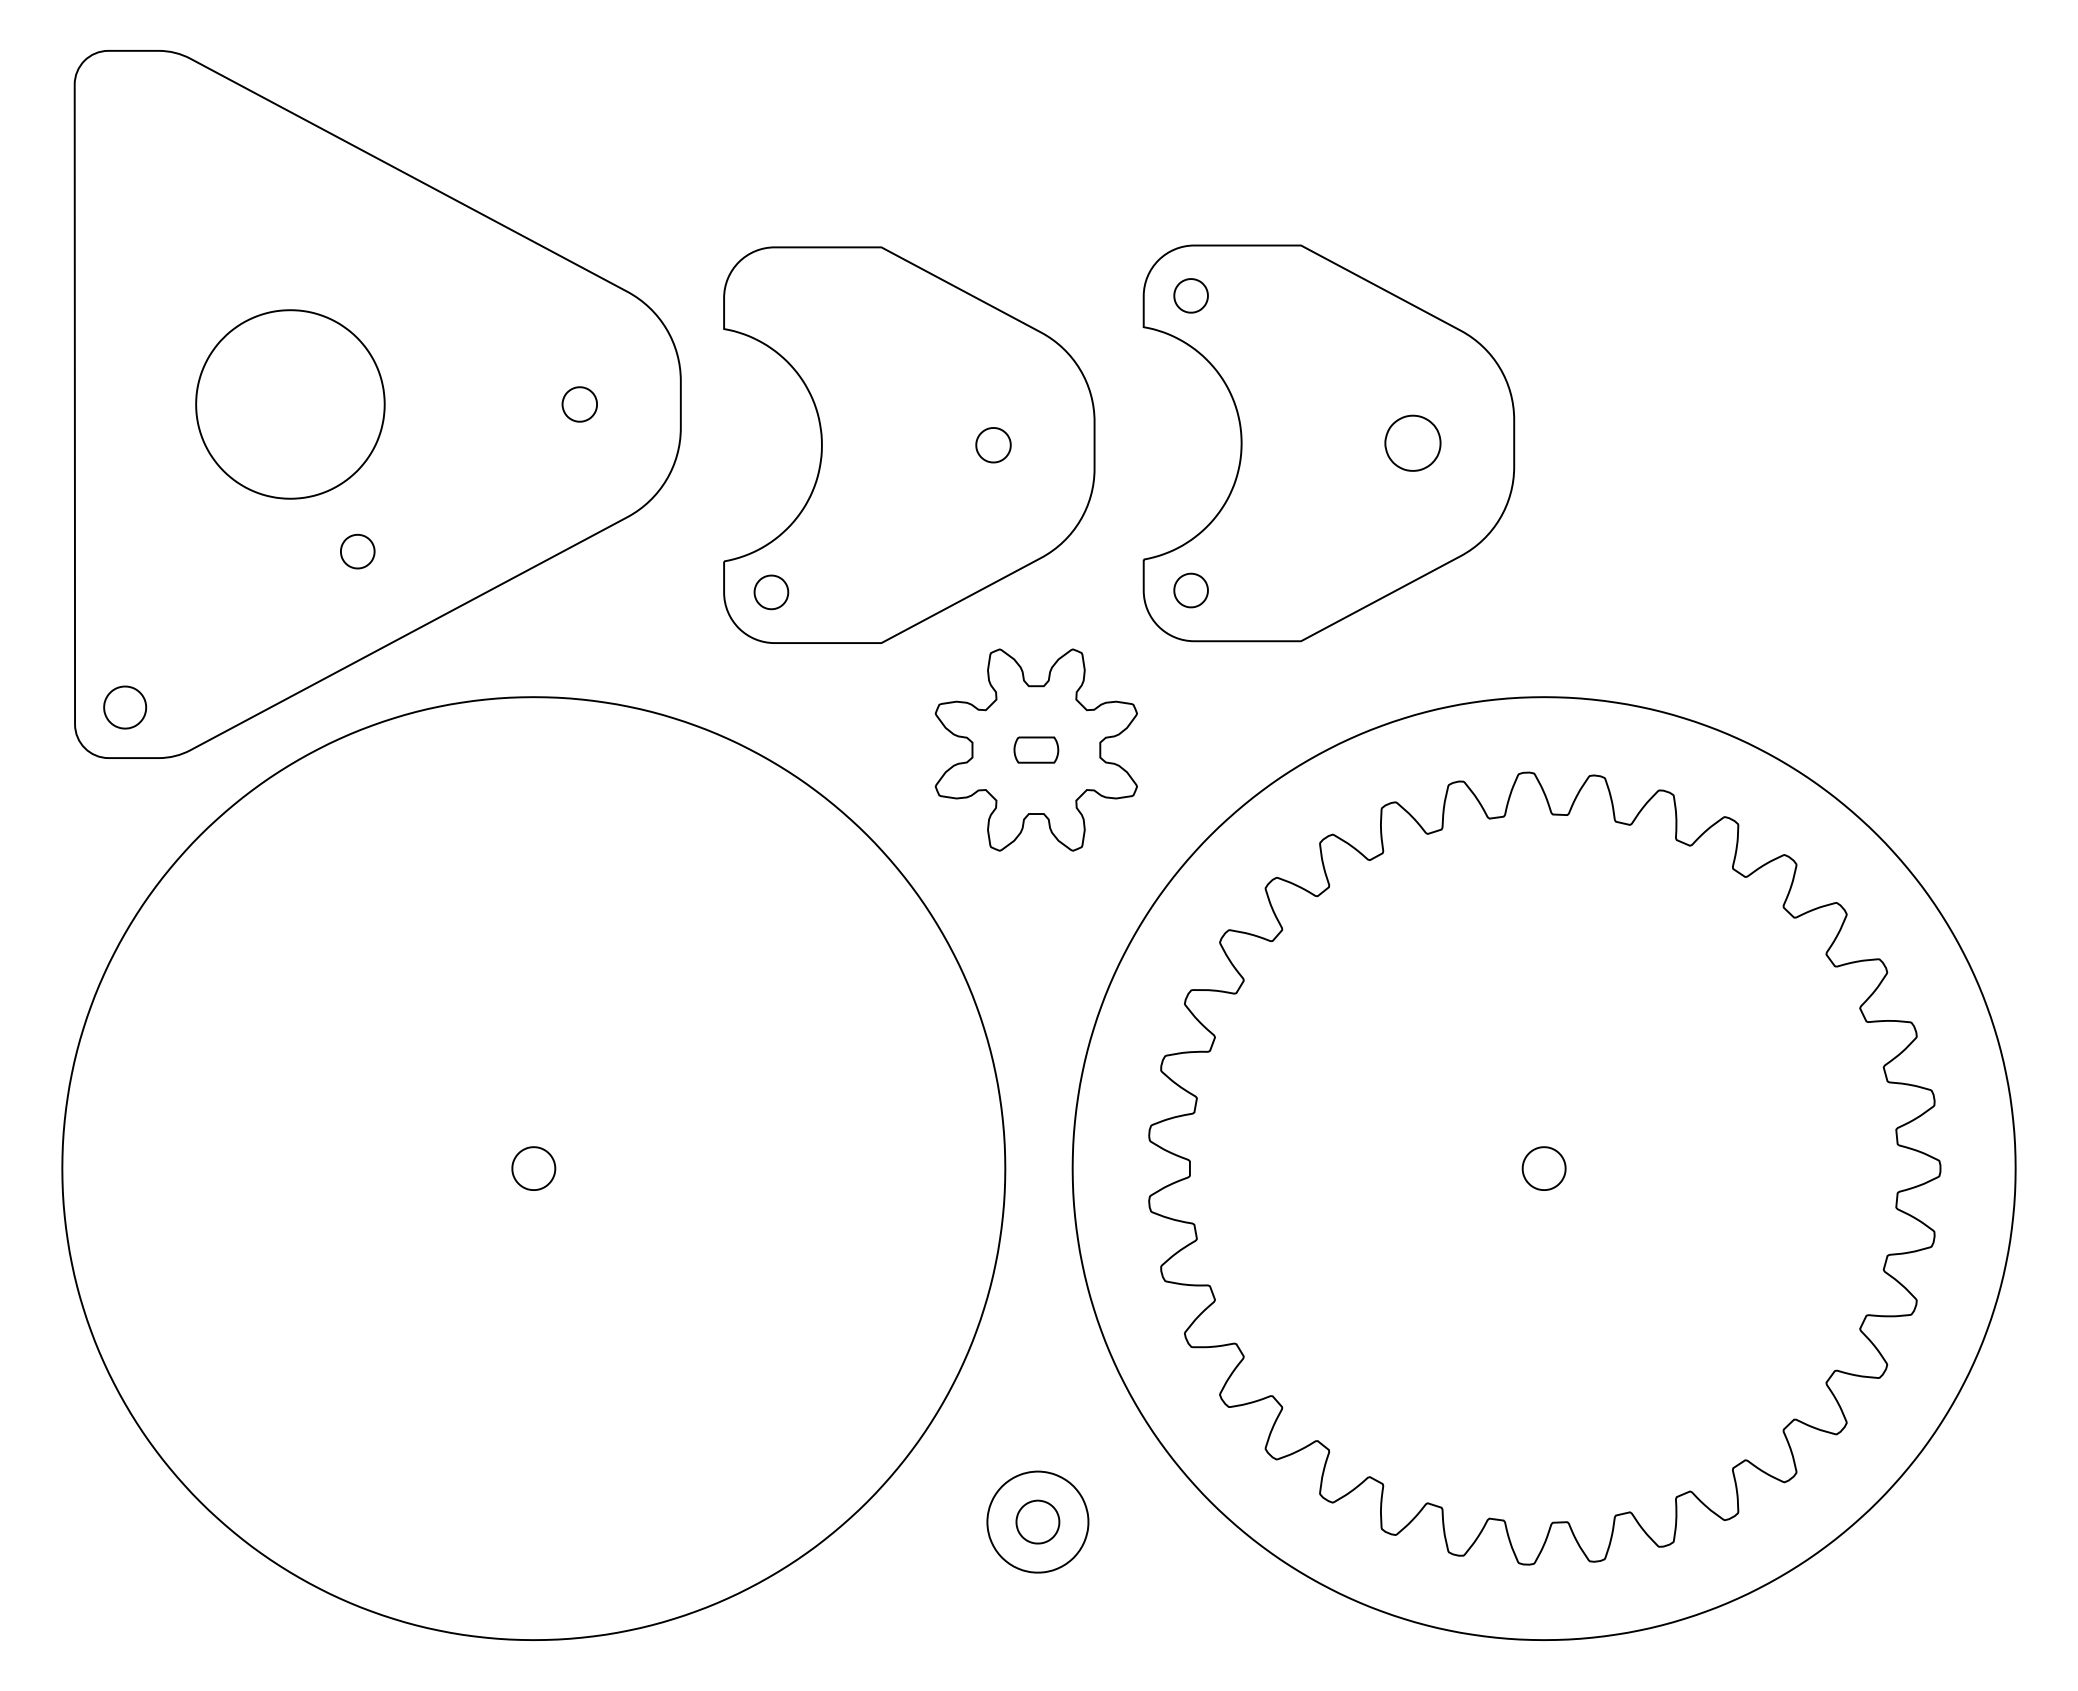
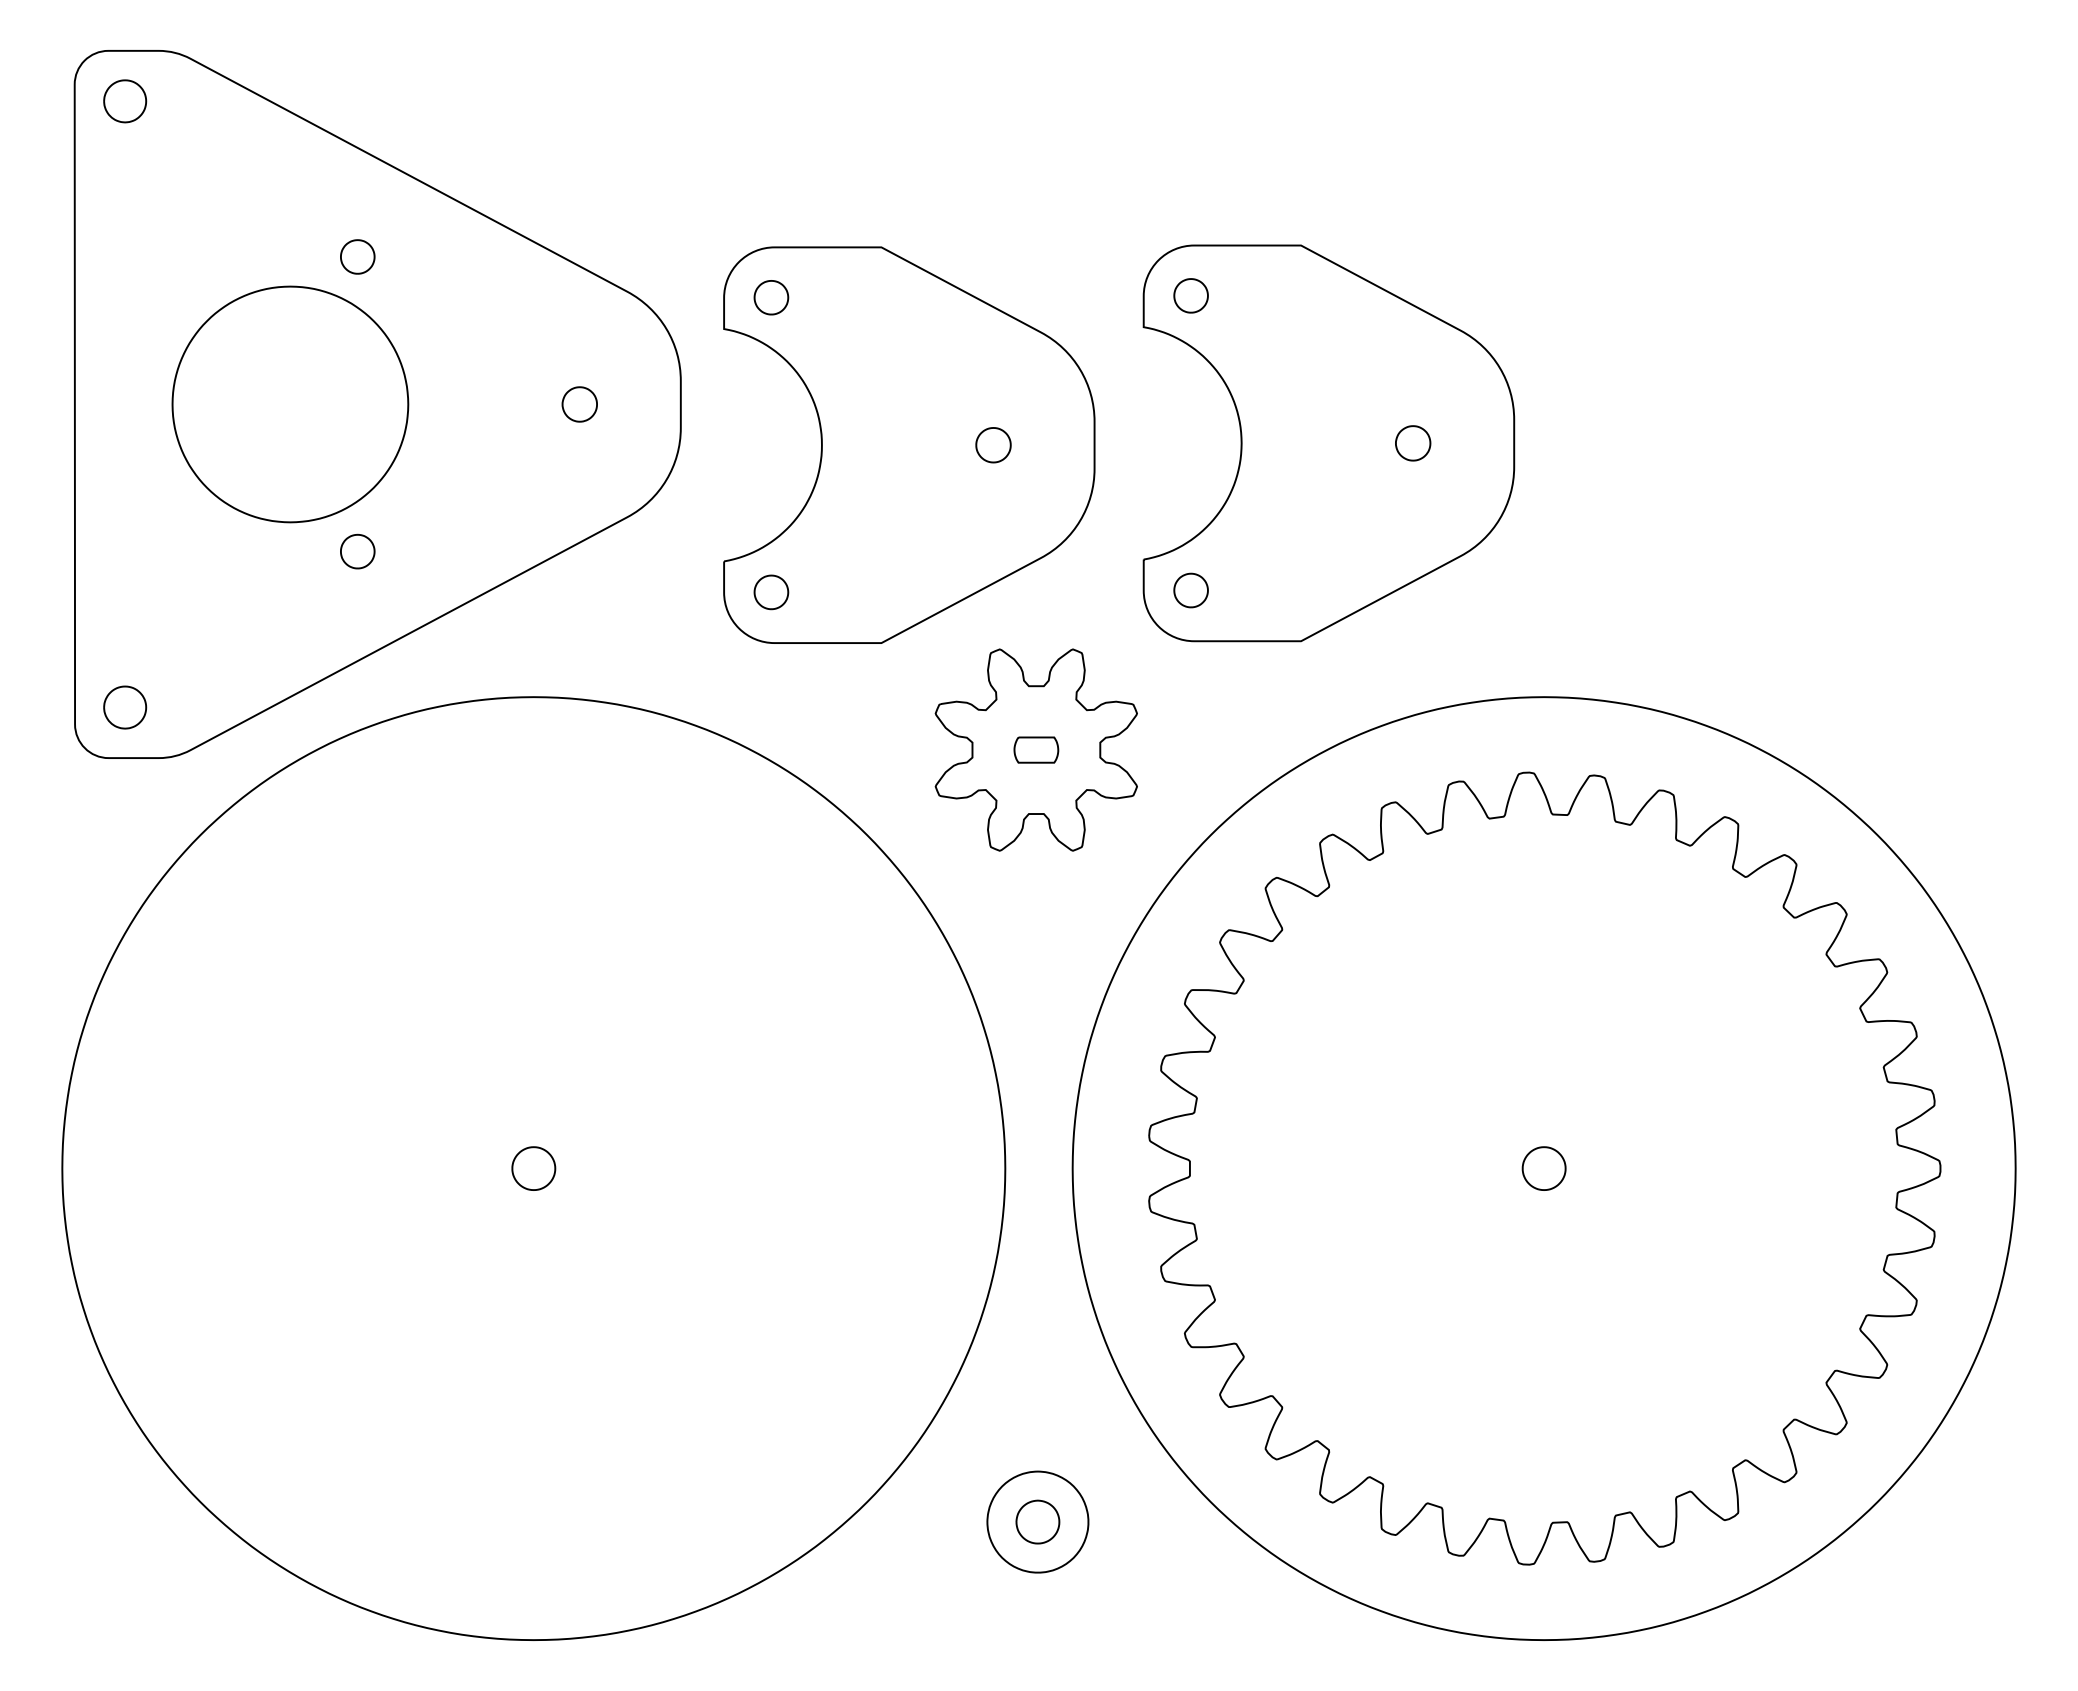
part: none -> present (125, 101)
part: none -> present (357, 256)
part: none -> present (771, 297)
part size: 191x191 px -> 239x239 px (290, 404)
part size: 58x58 px -> 37x37 px (1413, 443)
